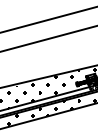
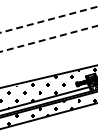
line: solid -> dashed (49, 19)
line: solid -> dashed (49, 38)
